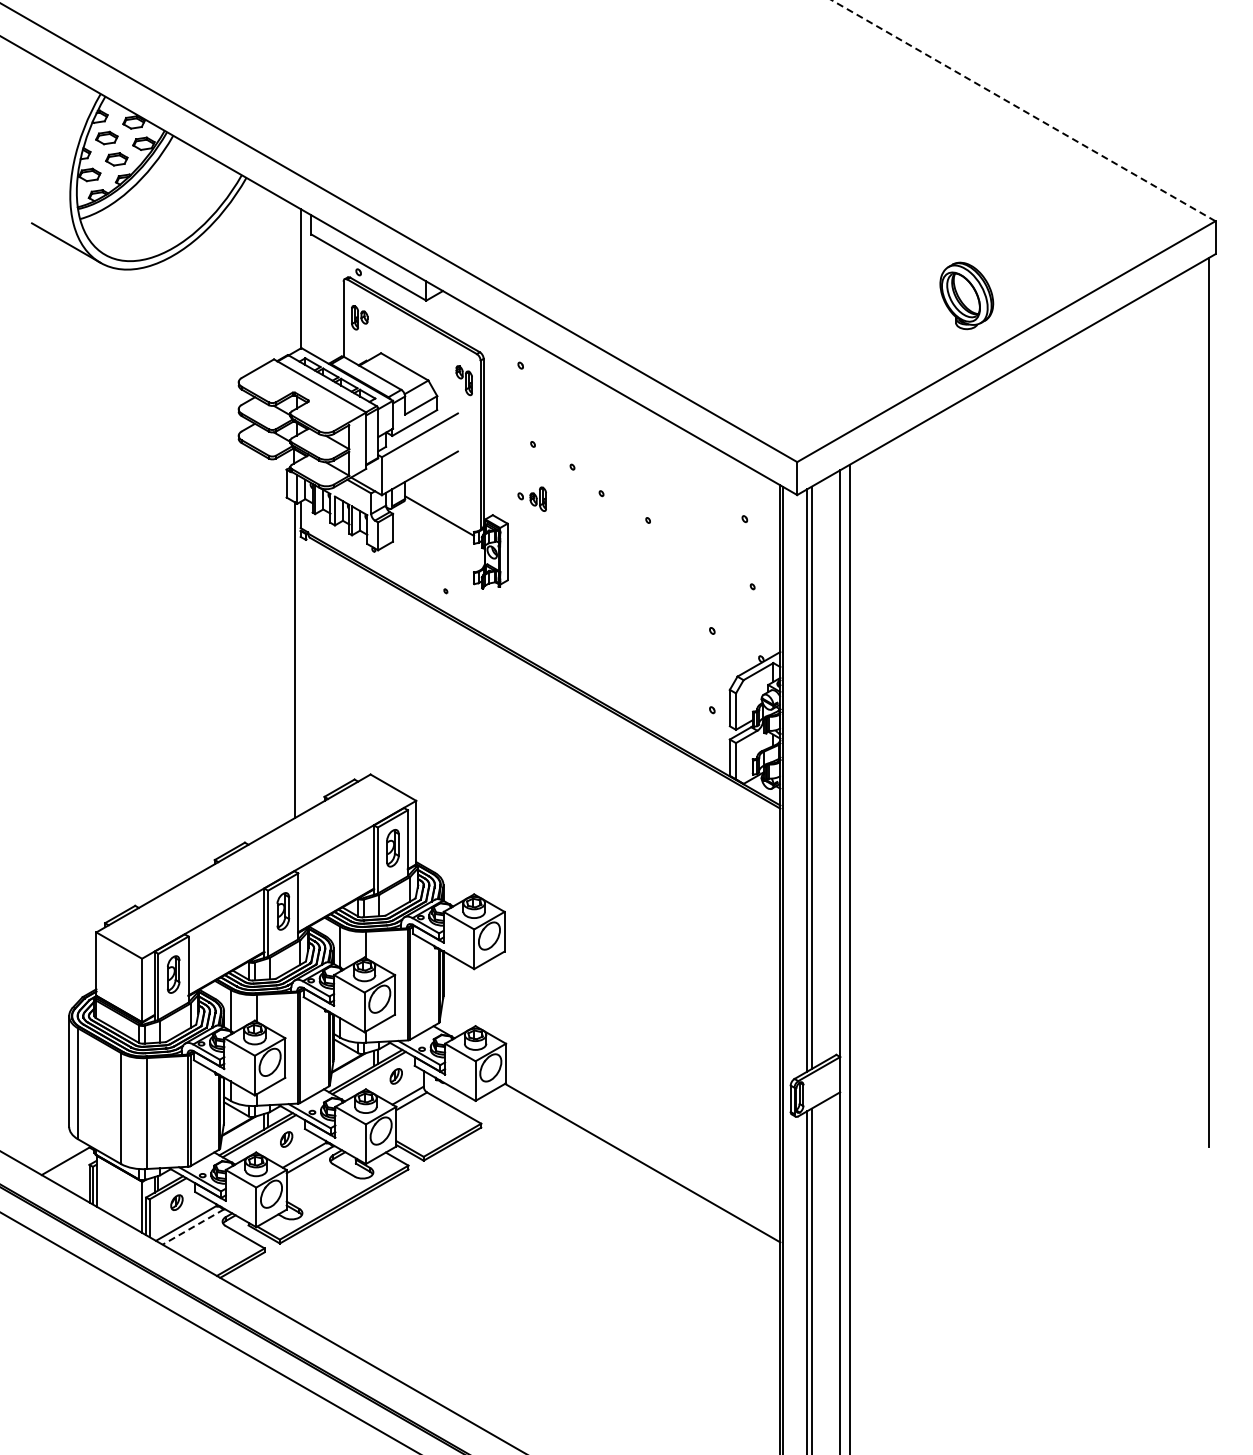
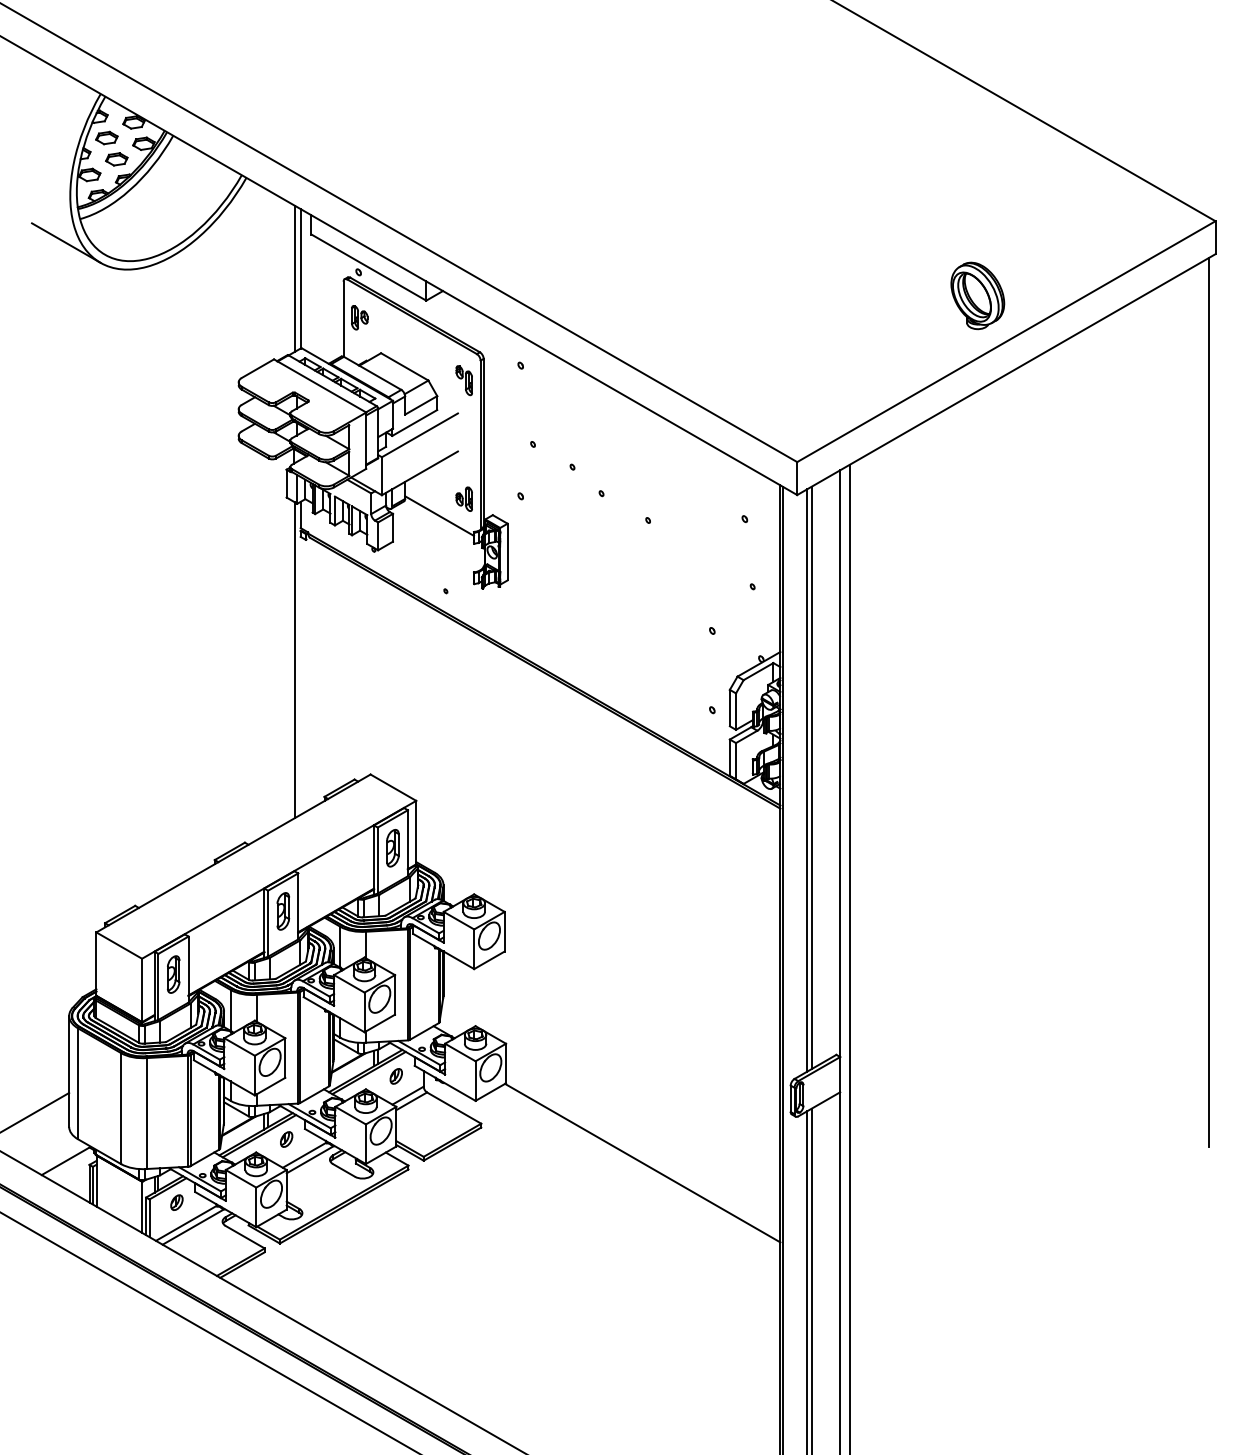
line: dashed -> solid (1023, 110)
line: none -> present (295, 278)
part position: (966, 295) -> (977, 295) (977, 295)
part position: (537, 498) -> (463, 498) (463, 498)
line: none -> present (35, 1111)
line: dashed -> solid (192, 1227)
